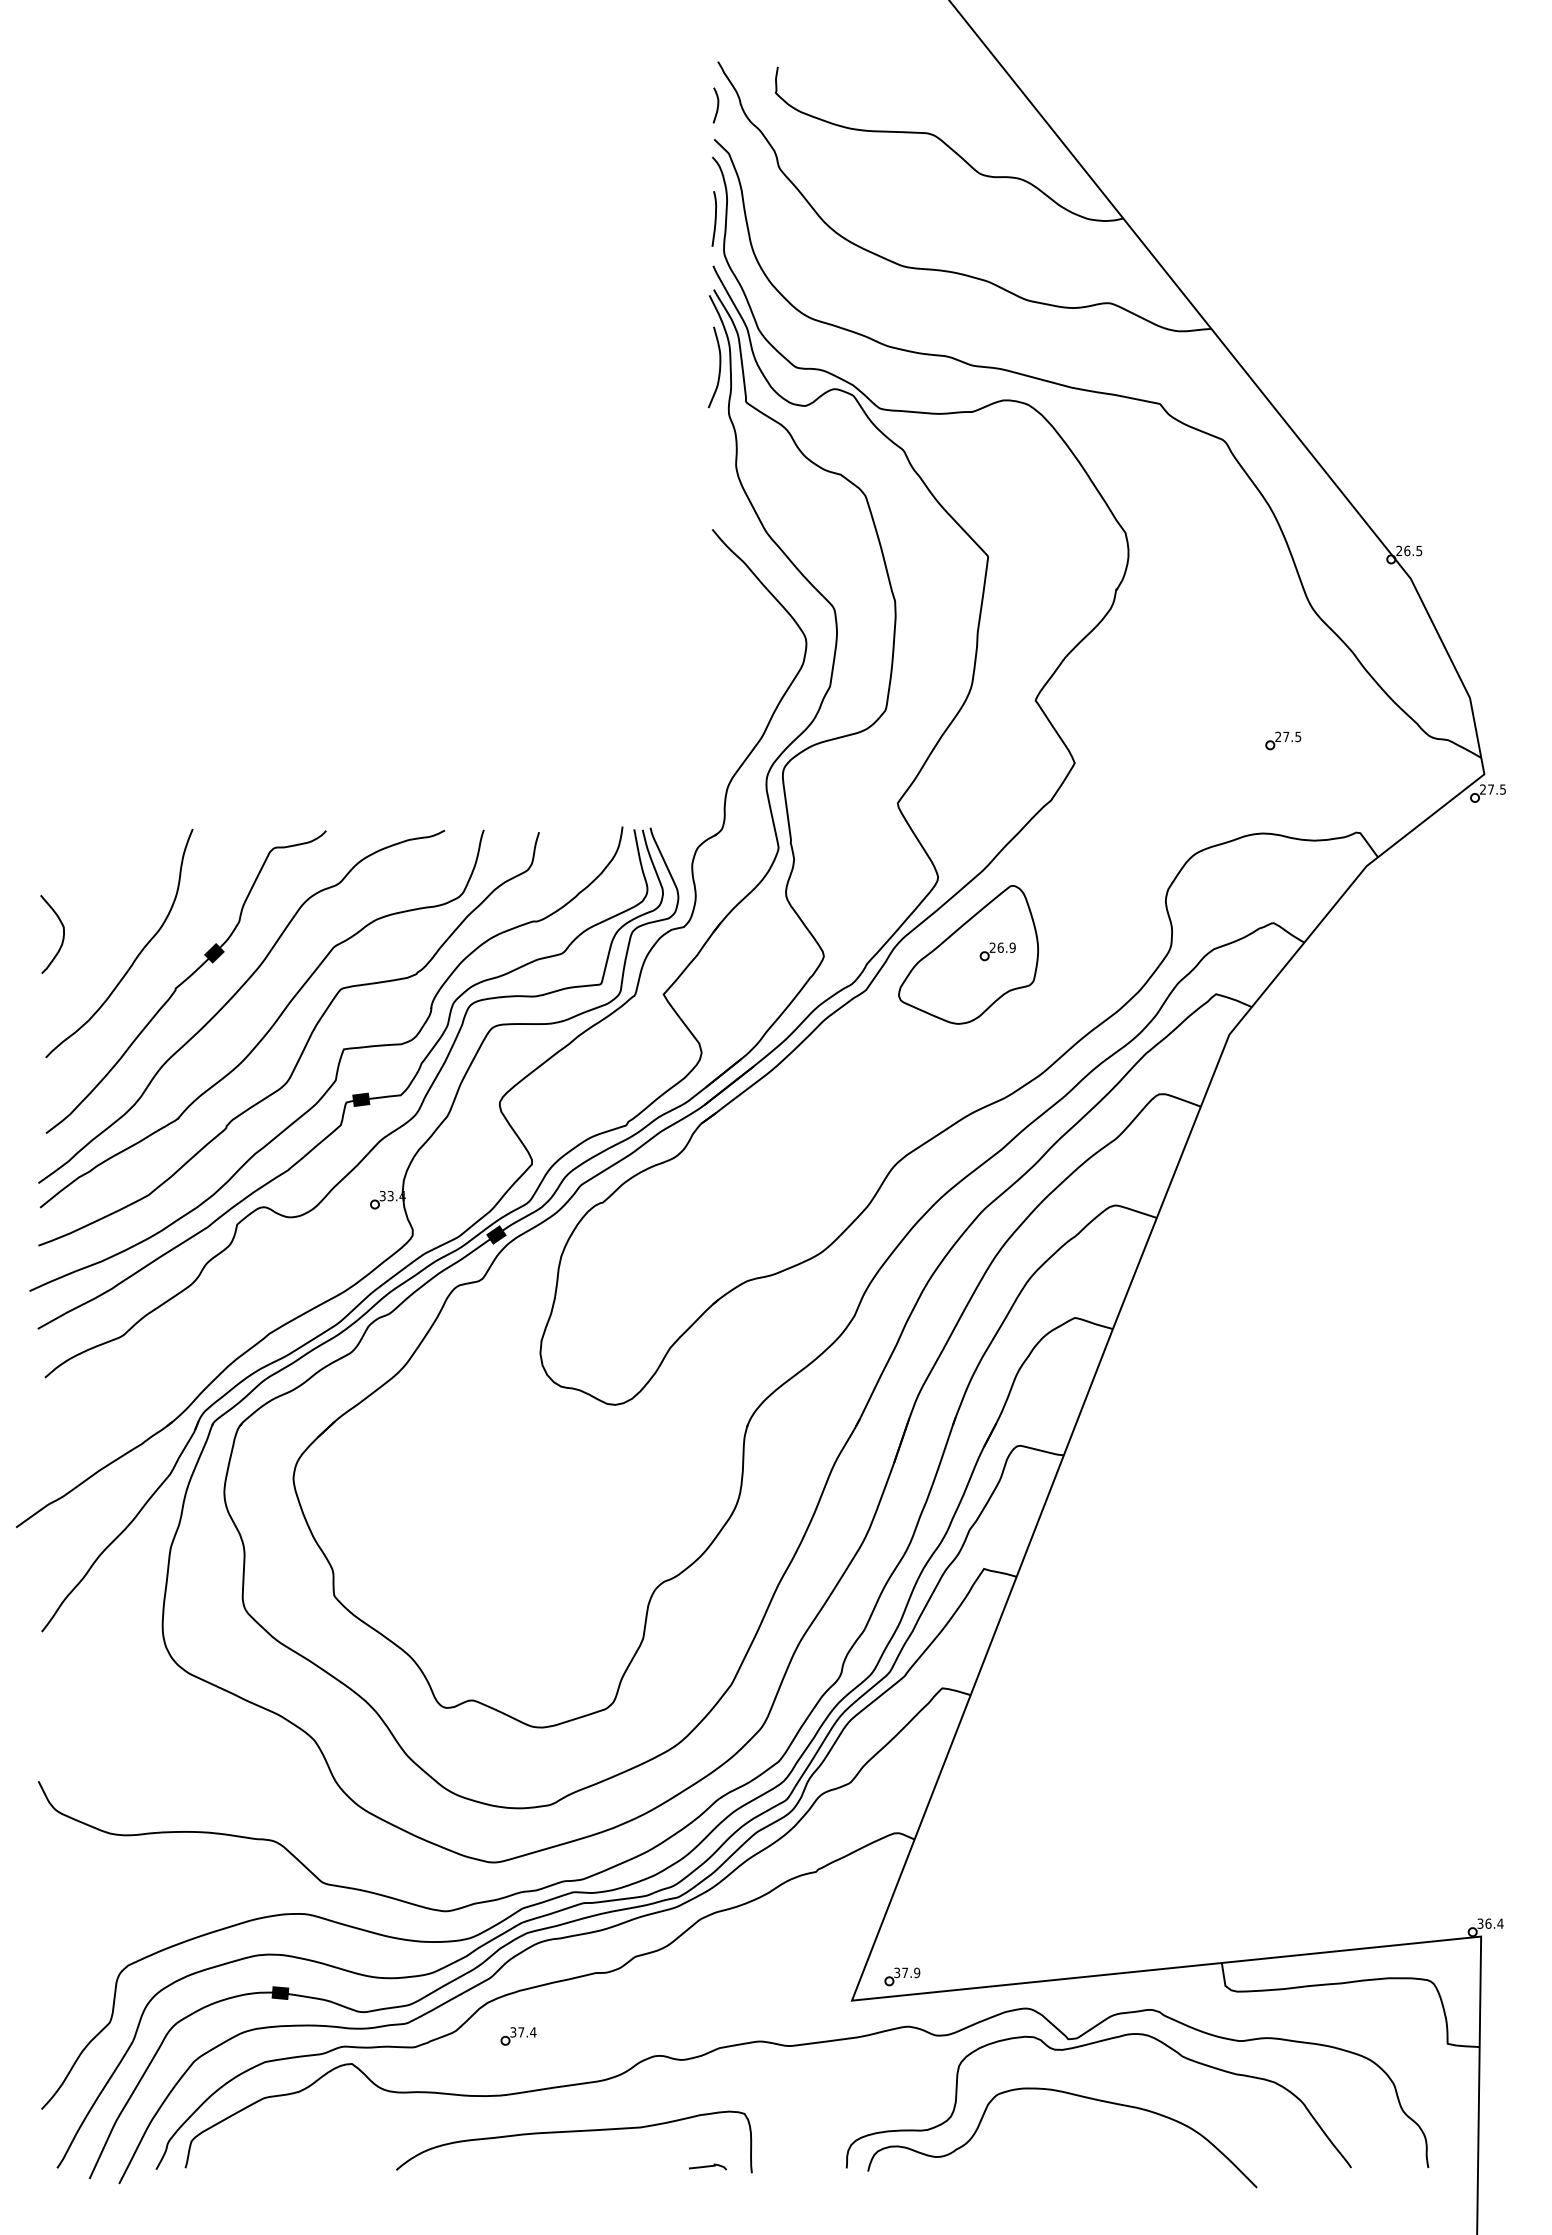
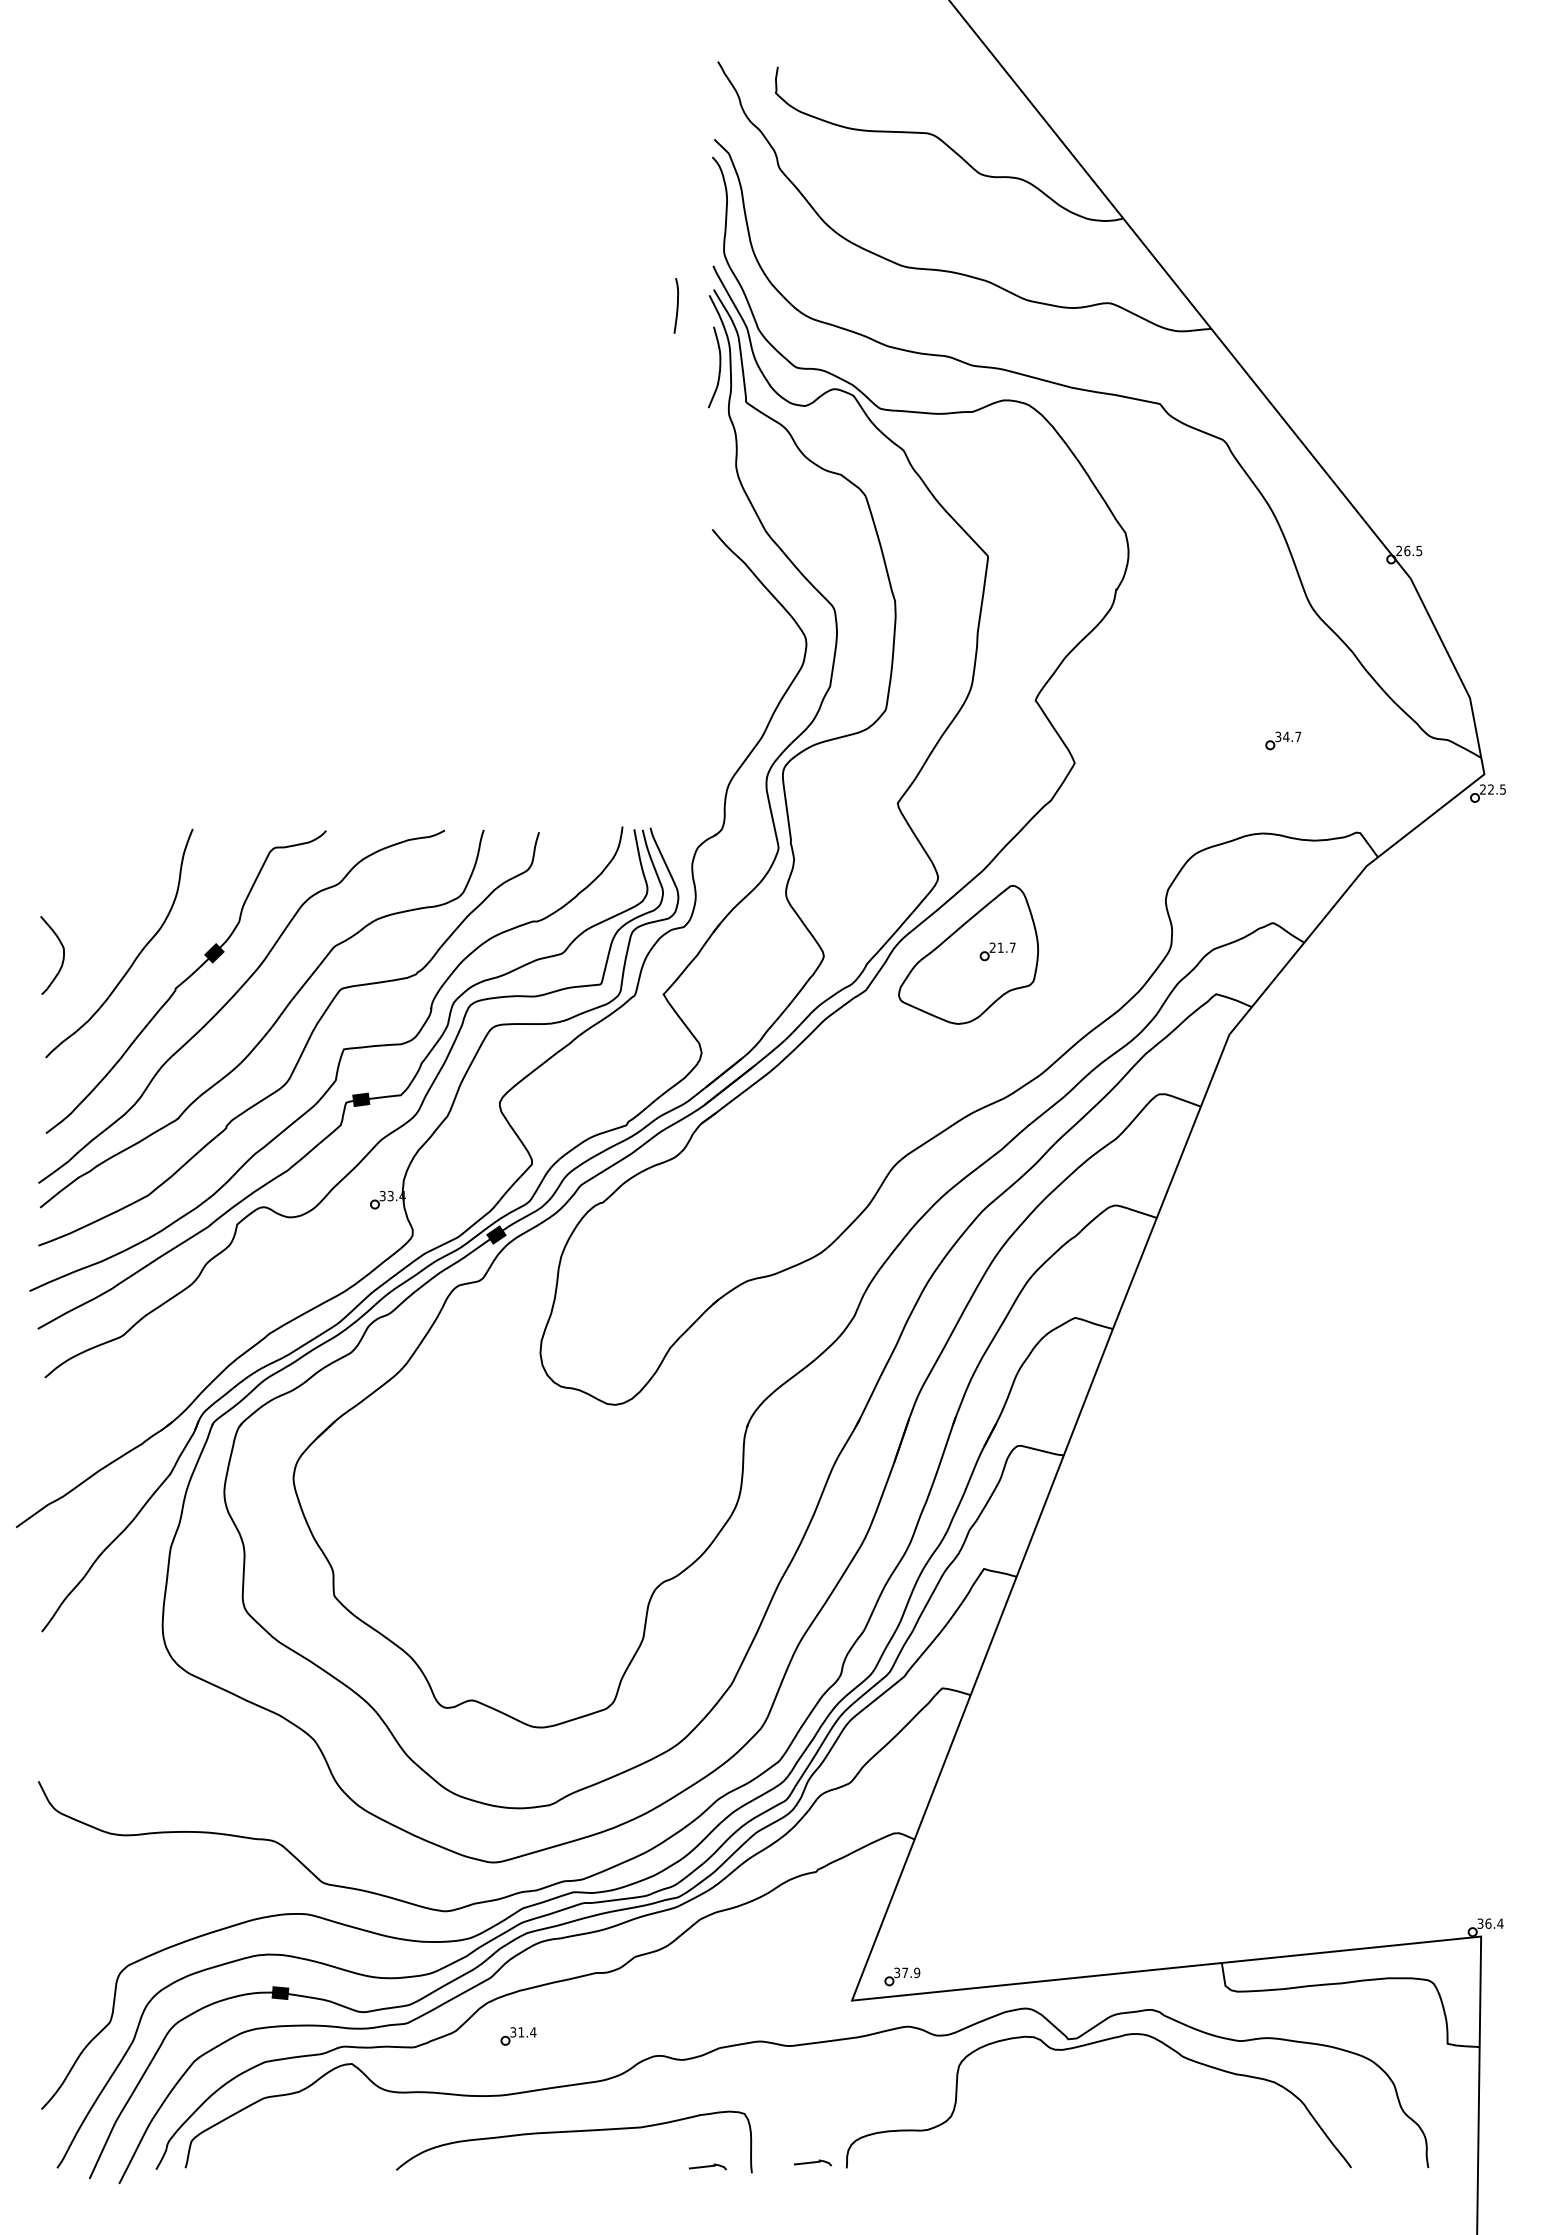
curve: present -> none (717, 105)
curve position: (714, 218) -> (676, 305) (676, 305)
text: 27.5 -> 34.7 (1288, 736)
text: 27.5 -> 22.5 (1490, 789)
curve position: (62, 936) -> (62, 957) (62, 957)
text: 26.9 -> 21.7 (1006, 947)
text: 37.4 -> 31.4 (521, 2032)
curve: present -> none (1072, 2095)
curve: none -> present (812, 2162)
